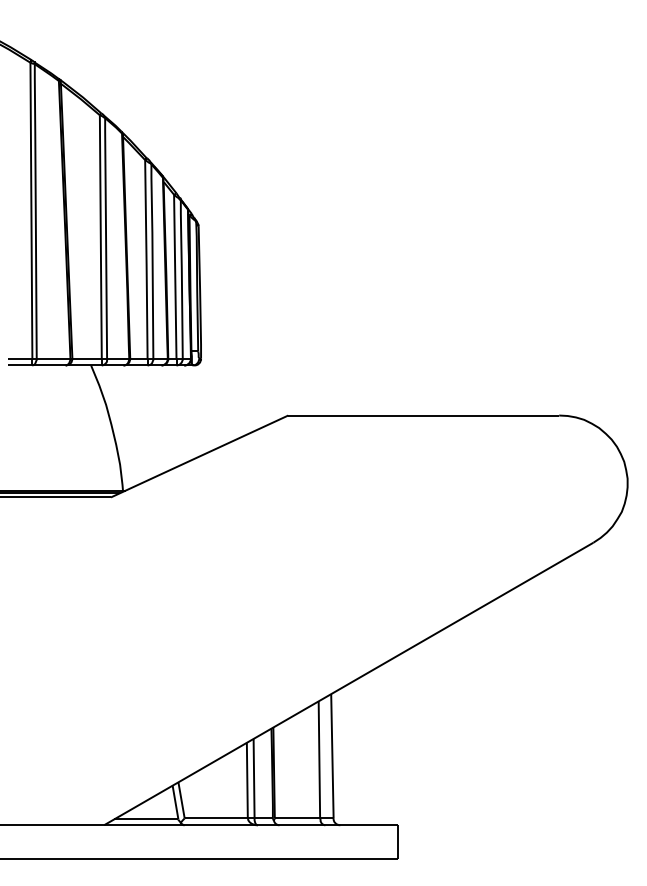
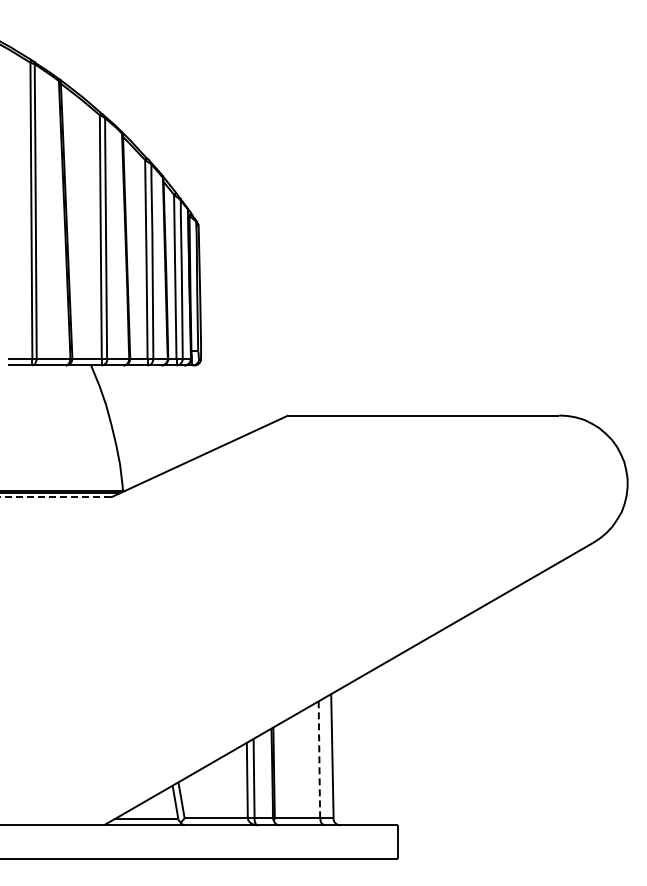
line: solid -> dashed (55, 497)
line: solid -> dashed (319, 759)
